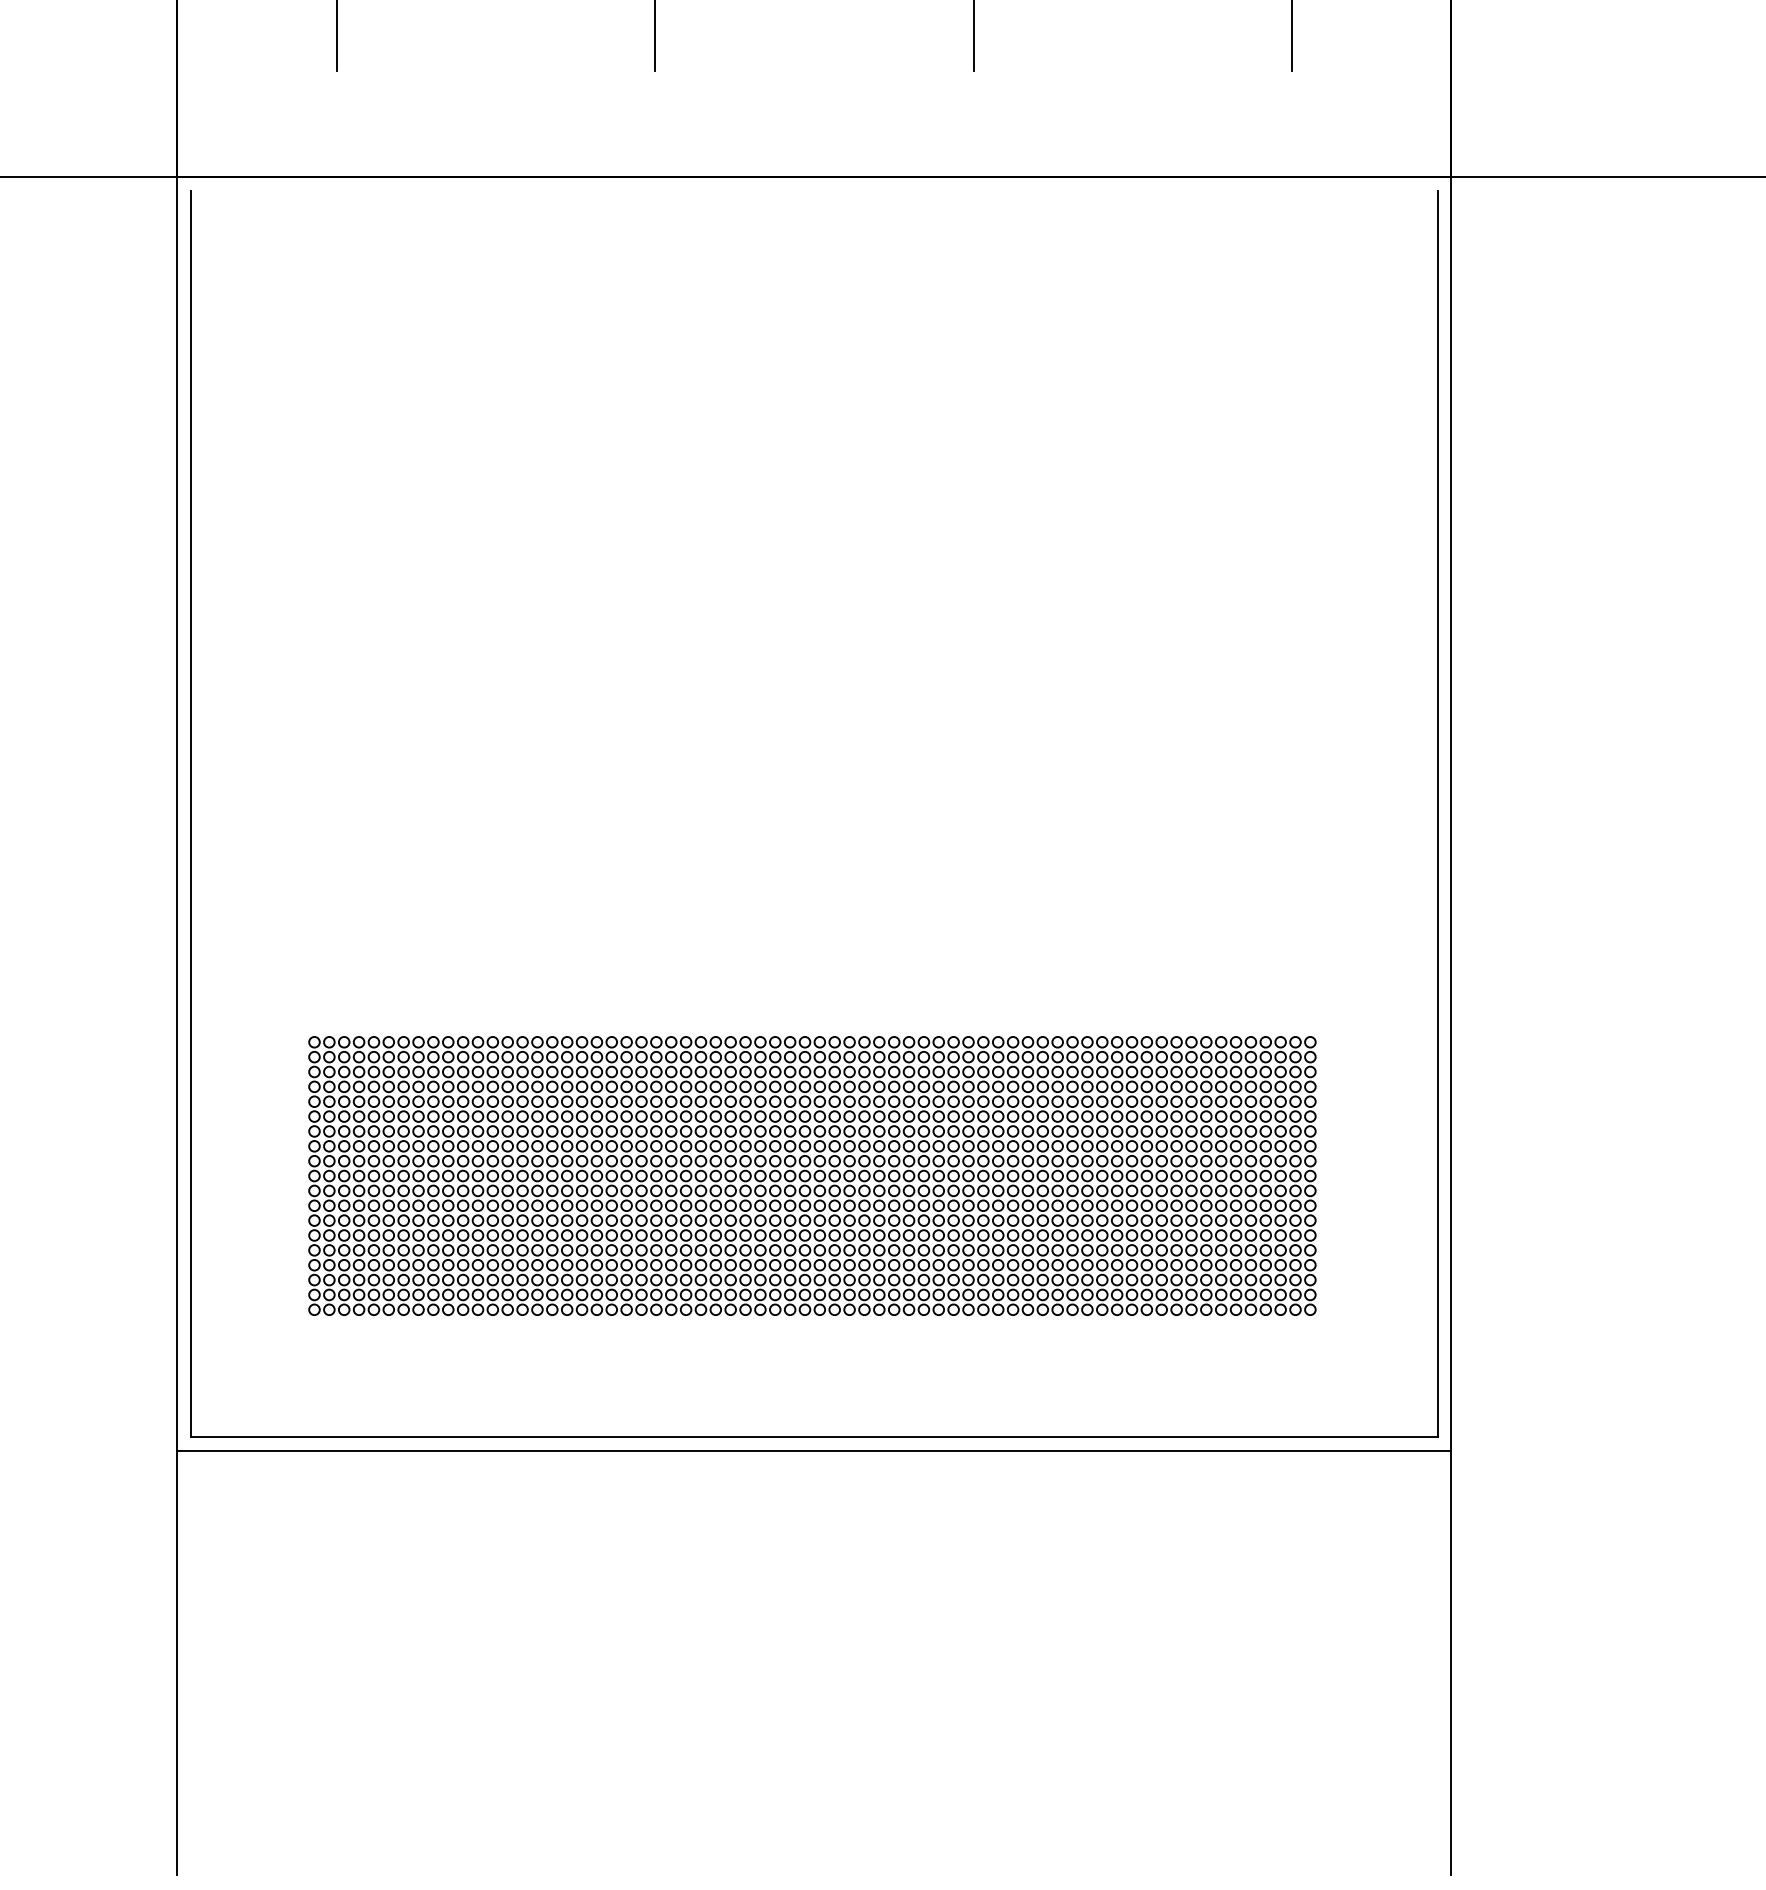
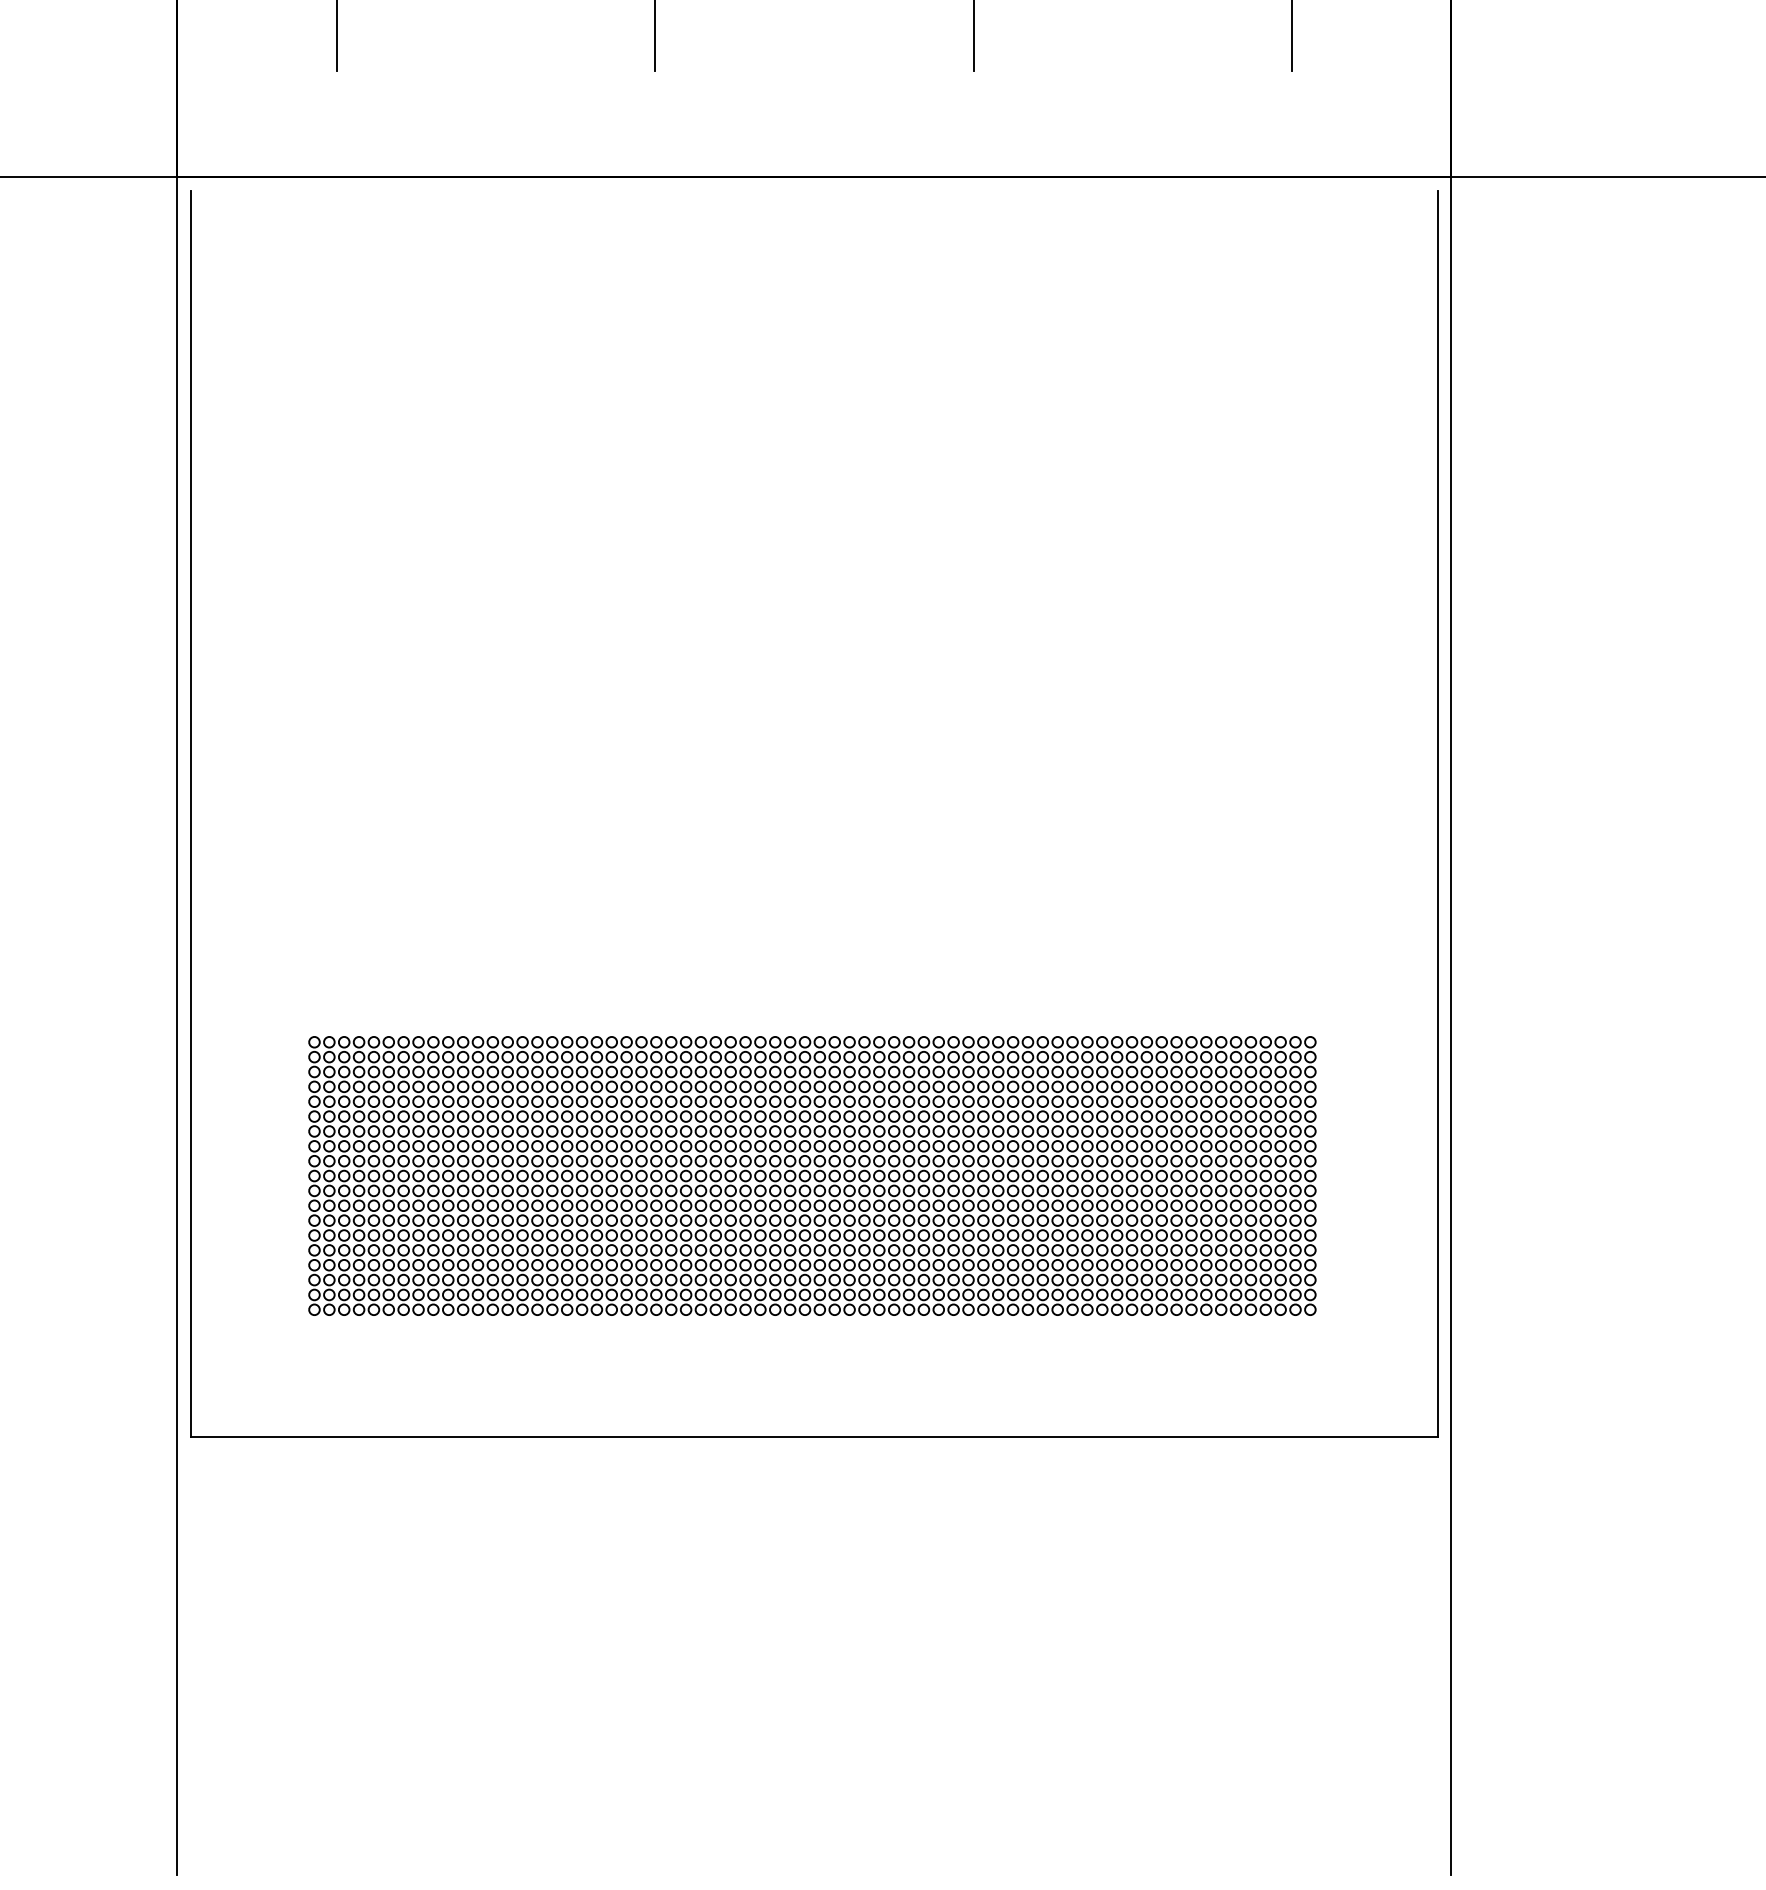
line: present -> none (814, 1450)
